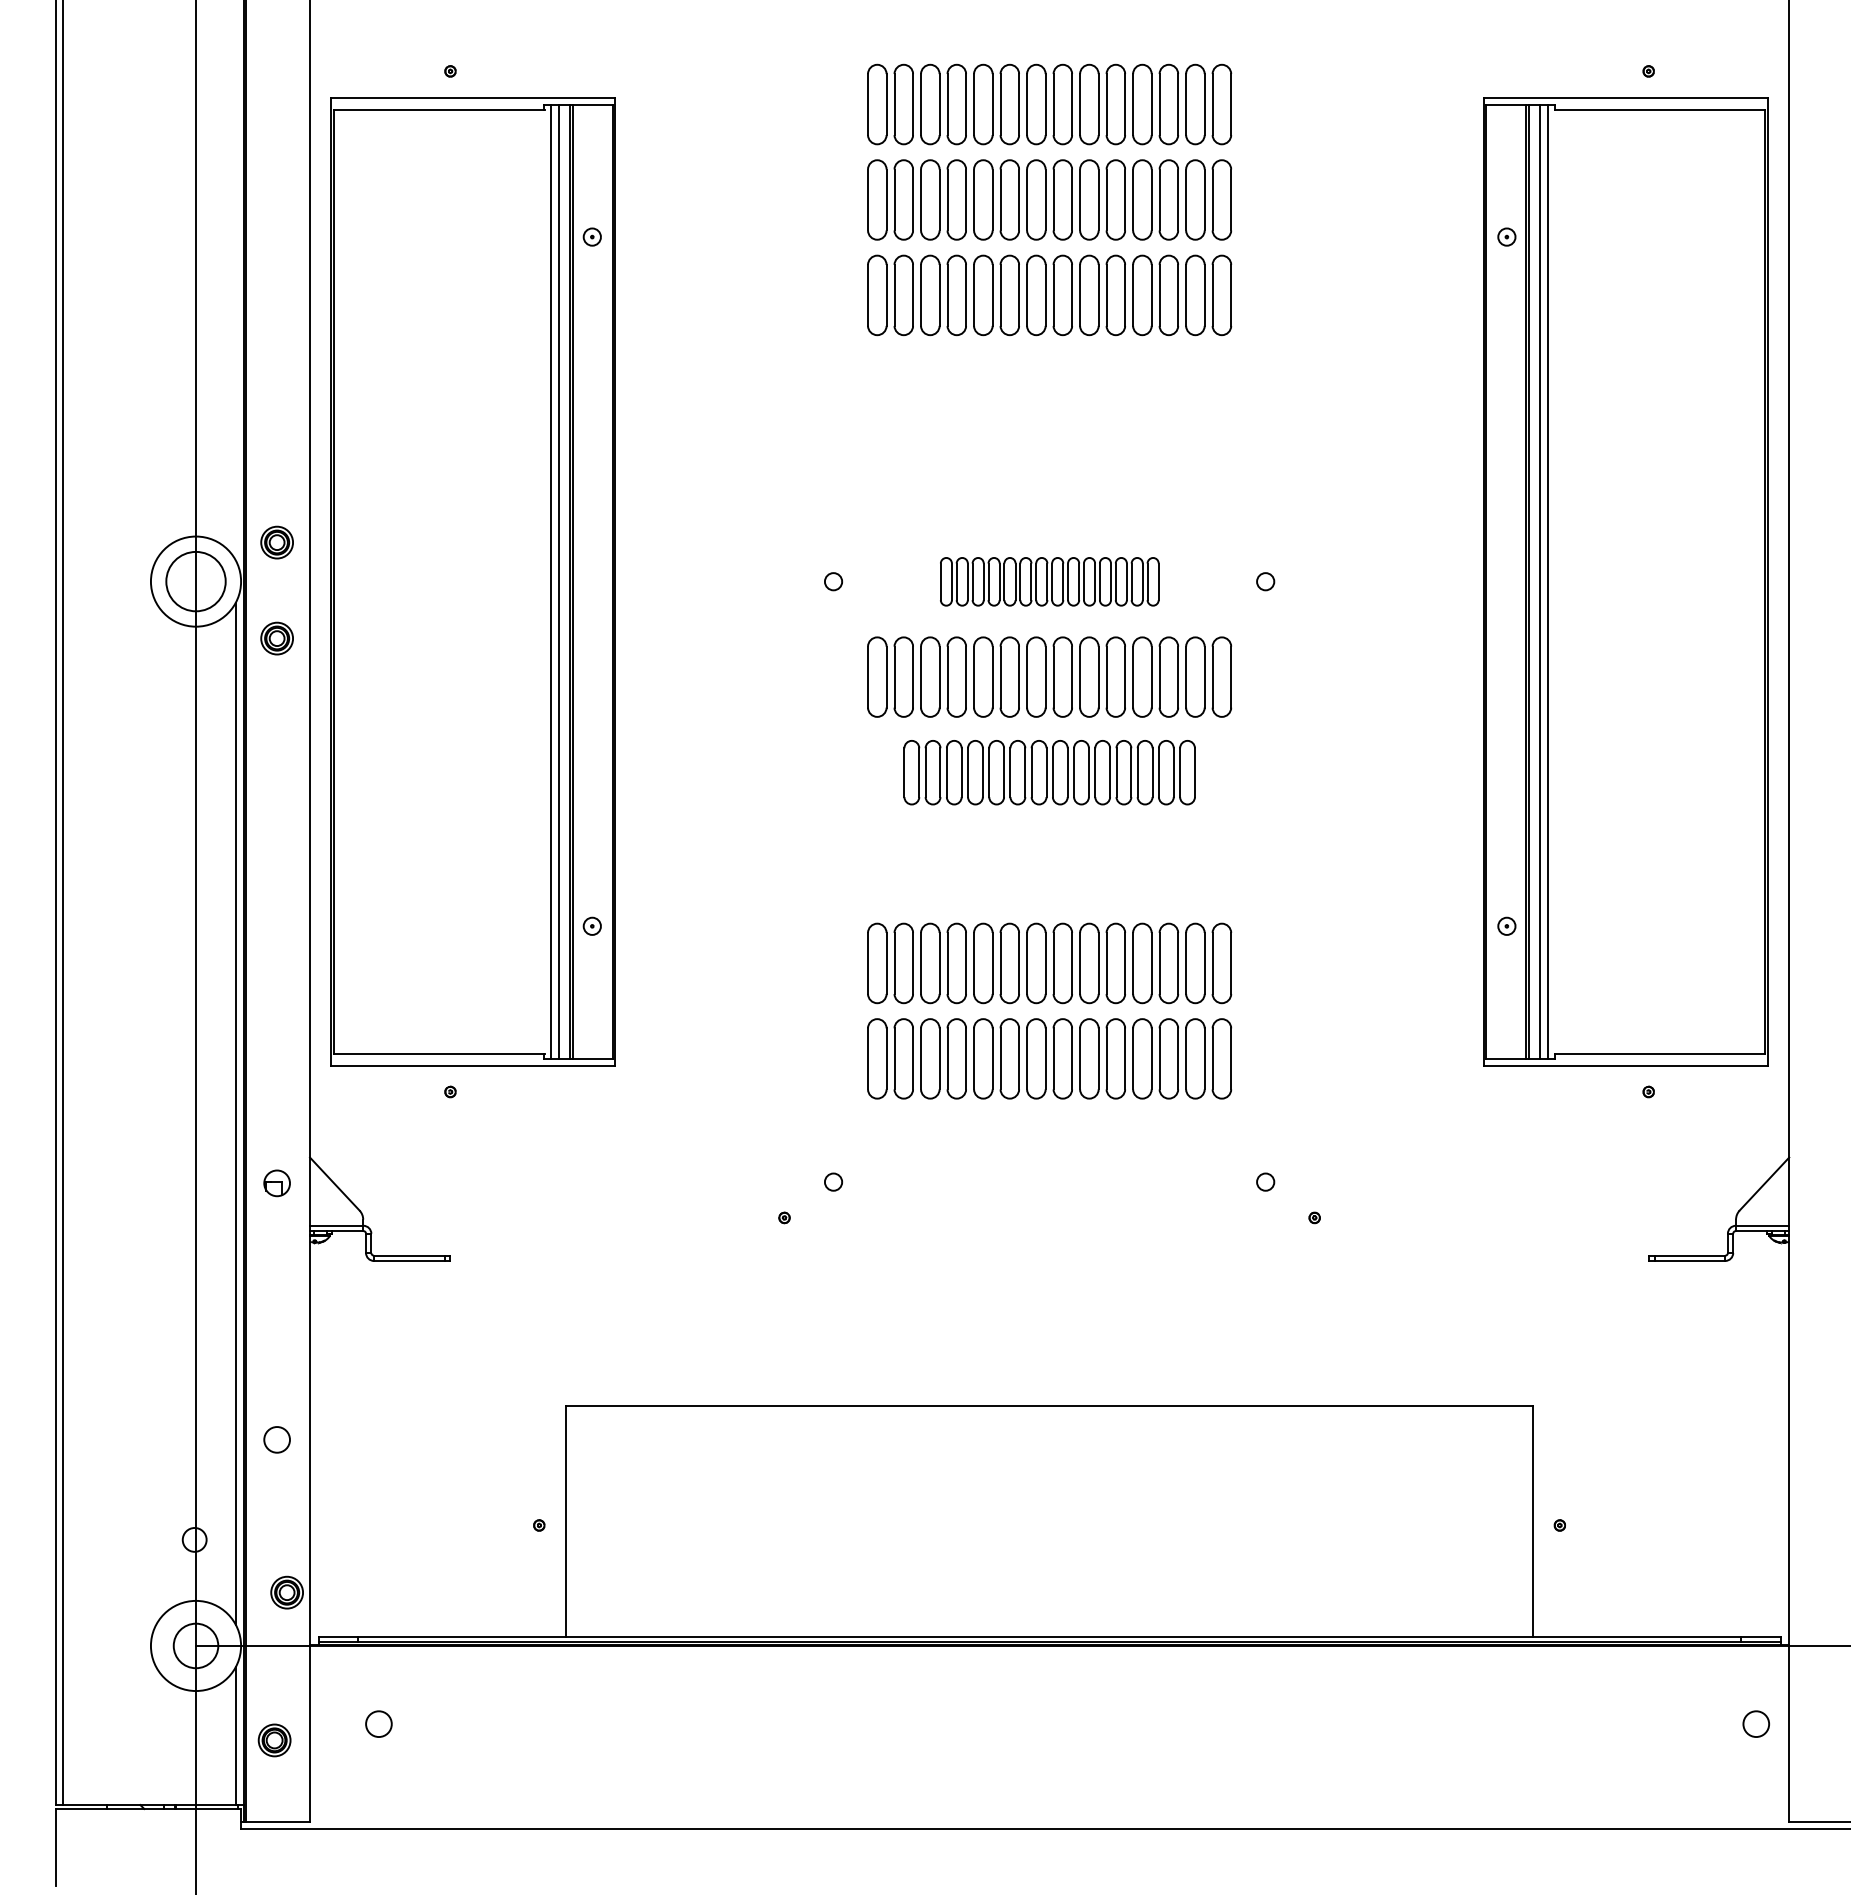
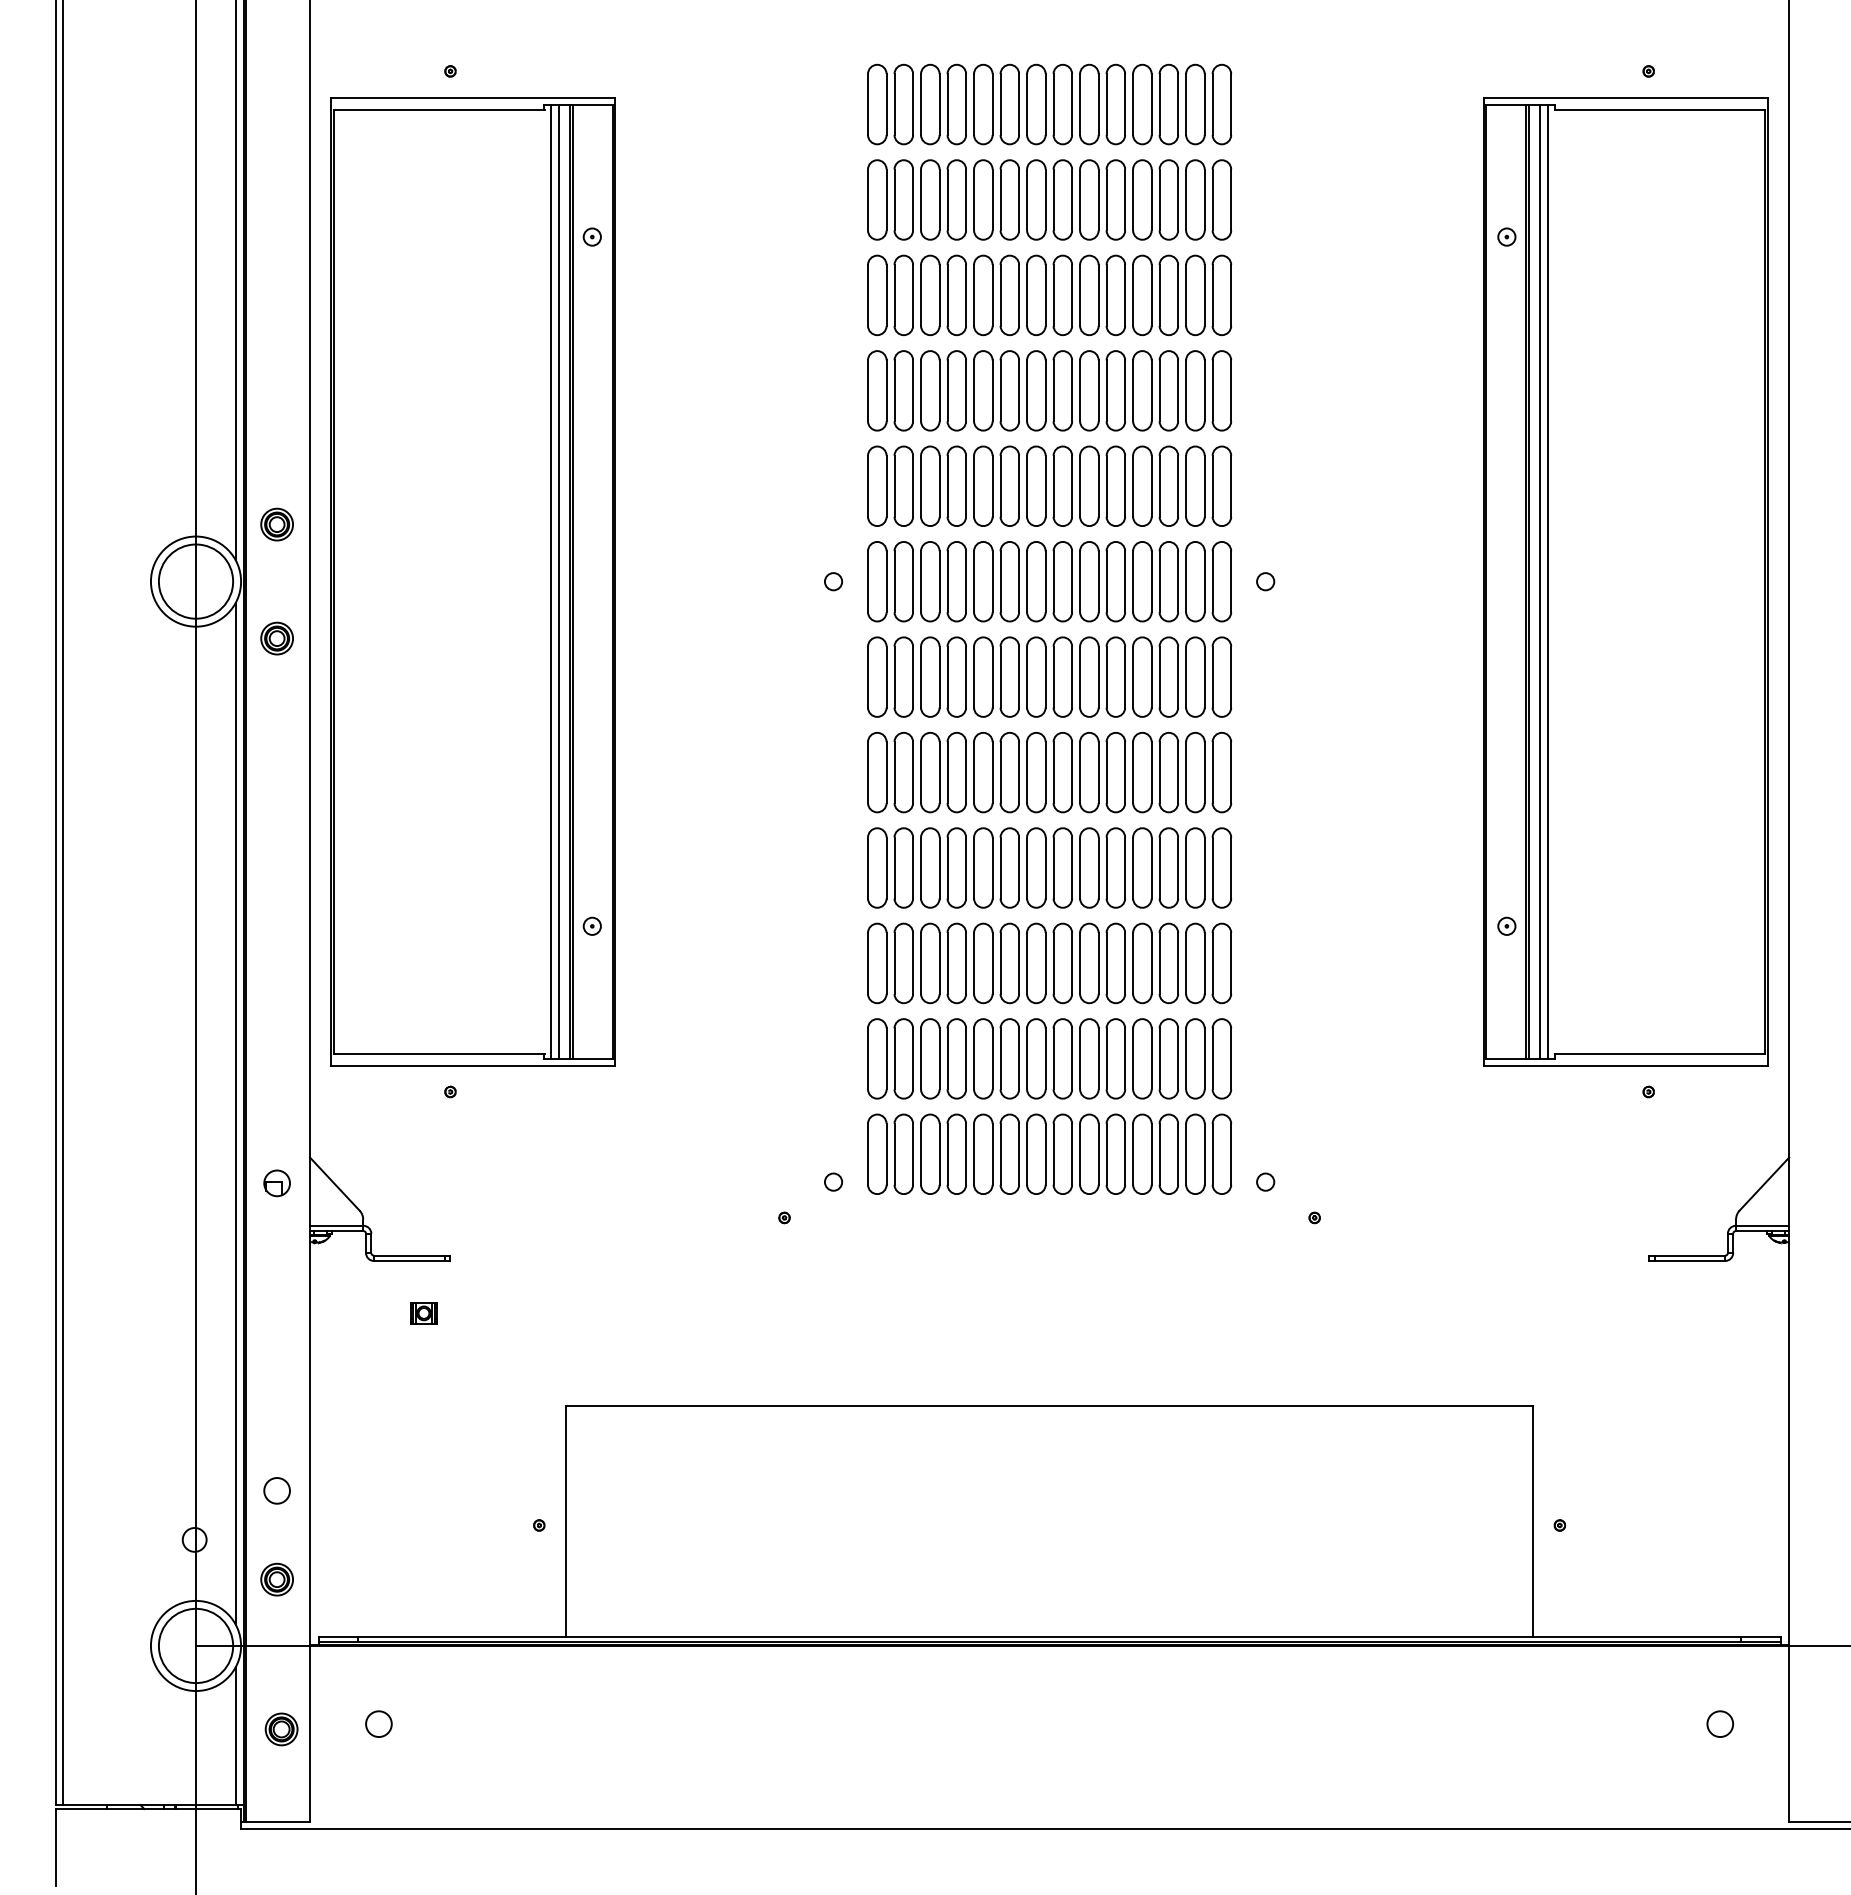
line: none -> present (235, 281)
part: none -> present (1049, 390)
part: none -> present (1049, 485)
part position: (276, 542) -> (276, 524) (276, 524)
circle diameter: 59 px -> 74 px (195, 581)
part size: 220x50 px -> 366x82 px (1049, 581)
part size: 293x66 px -> 366x82 px (1049, 772)
part: none -> present (1049, 867)
part: none -> present (1049, 1153)
part: none -> present (423, 1313)
circle position: (276, 1439) -> (276, 1490) (276, 1490)
part position: (286, 1592) -> (276, 1579) (276, 1579)
circle diameter: 45 px -> 74 px (195, 1645)
circle position: (1755, 1723) -> (1719, 1723) (1719, 1723)
part position: (274, 1740) -> (281, 1729) (281, 1729)
